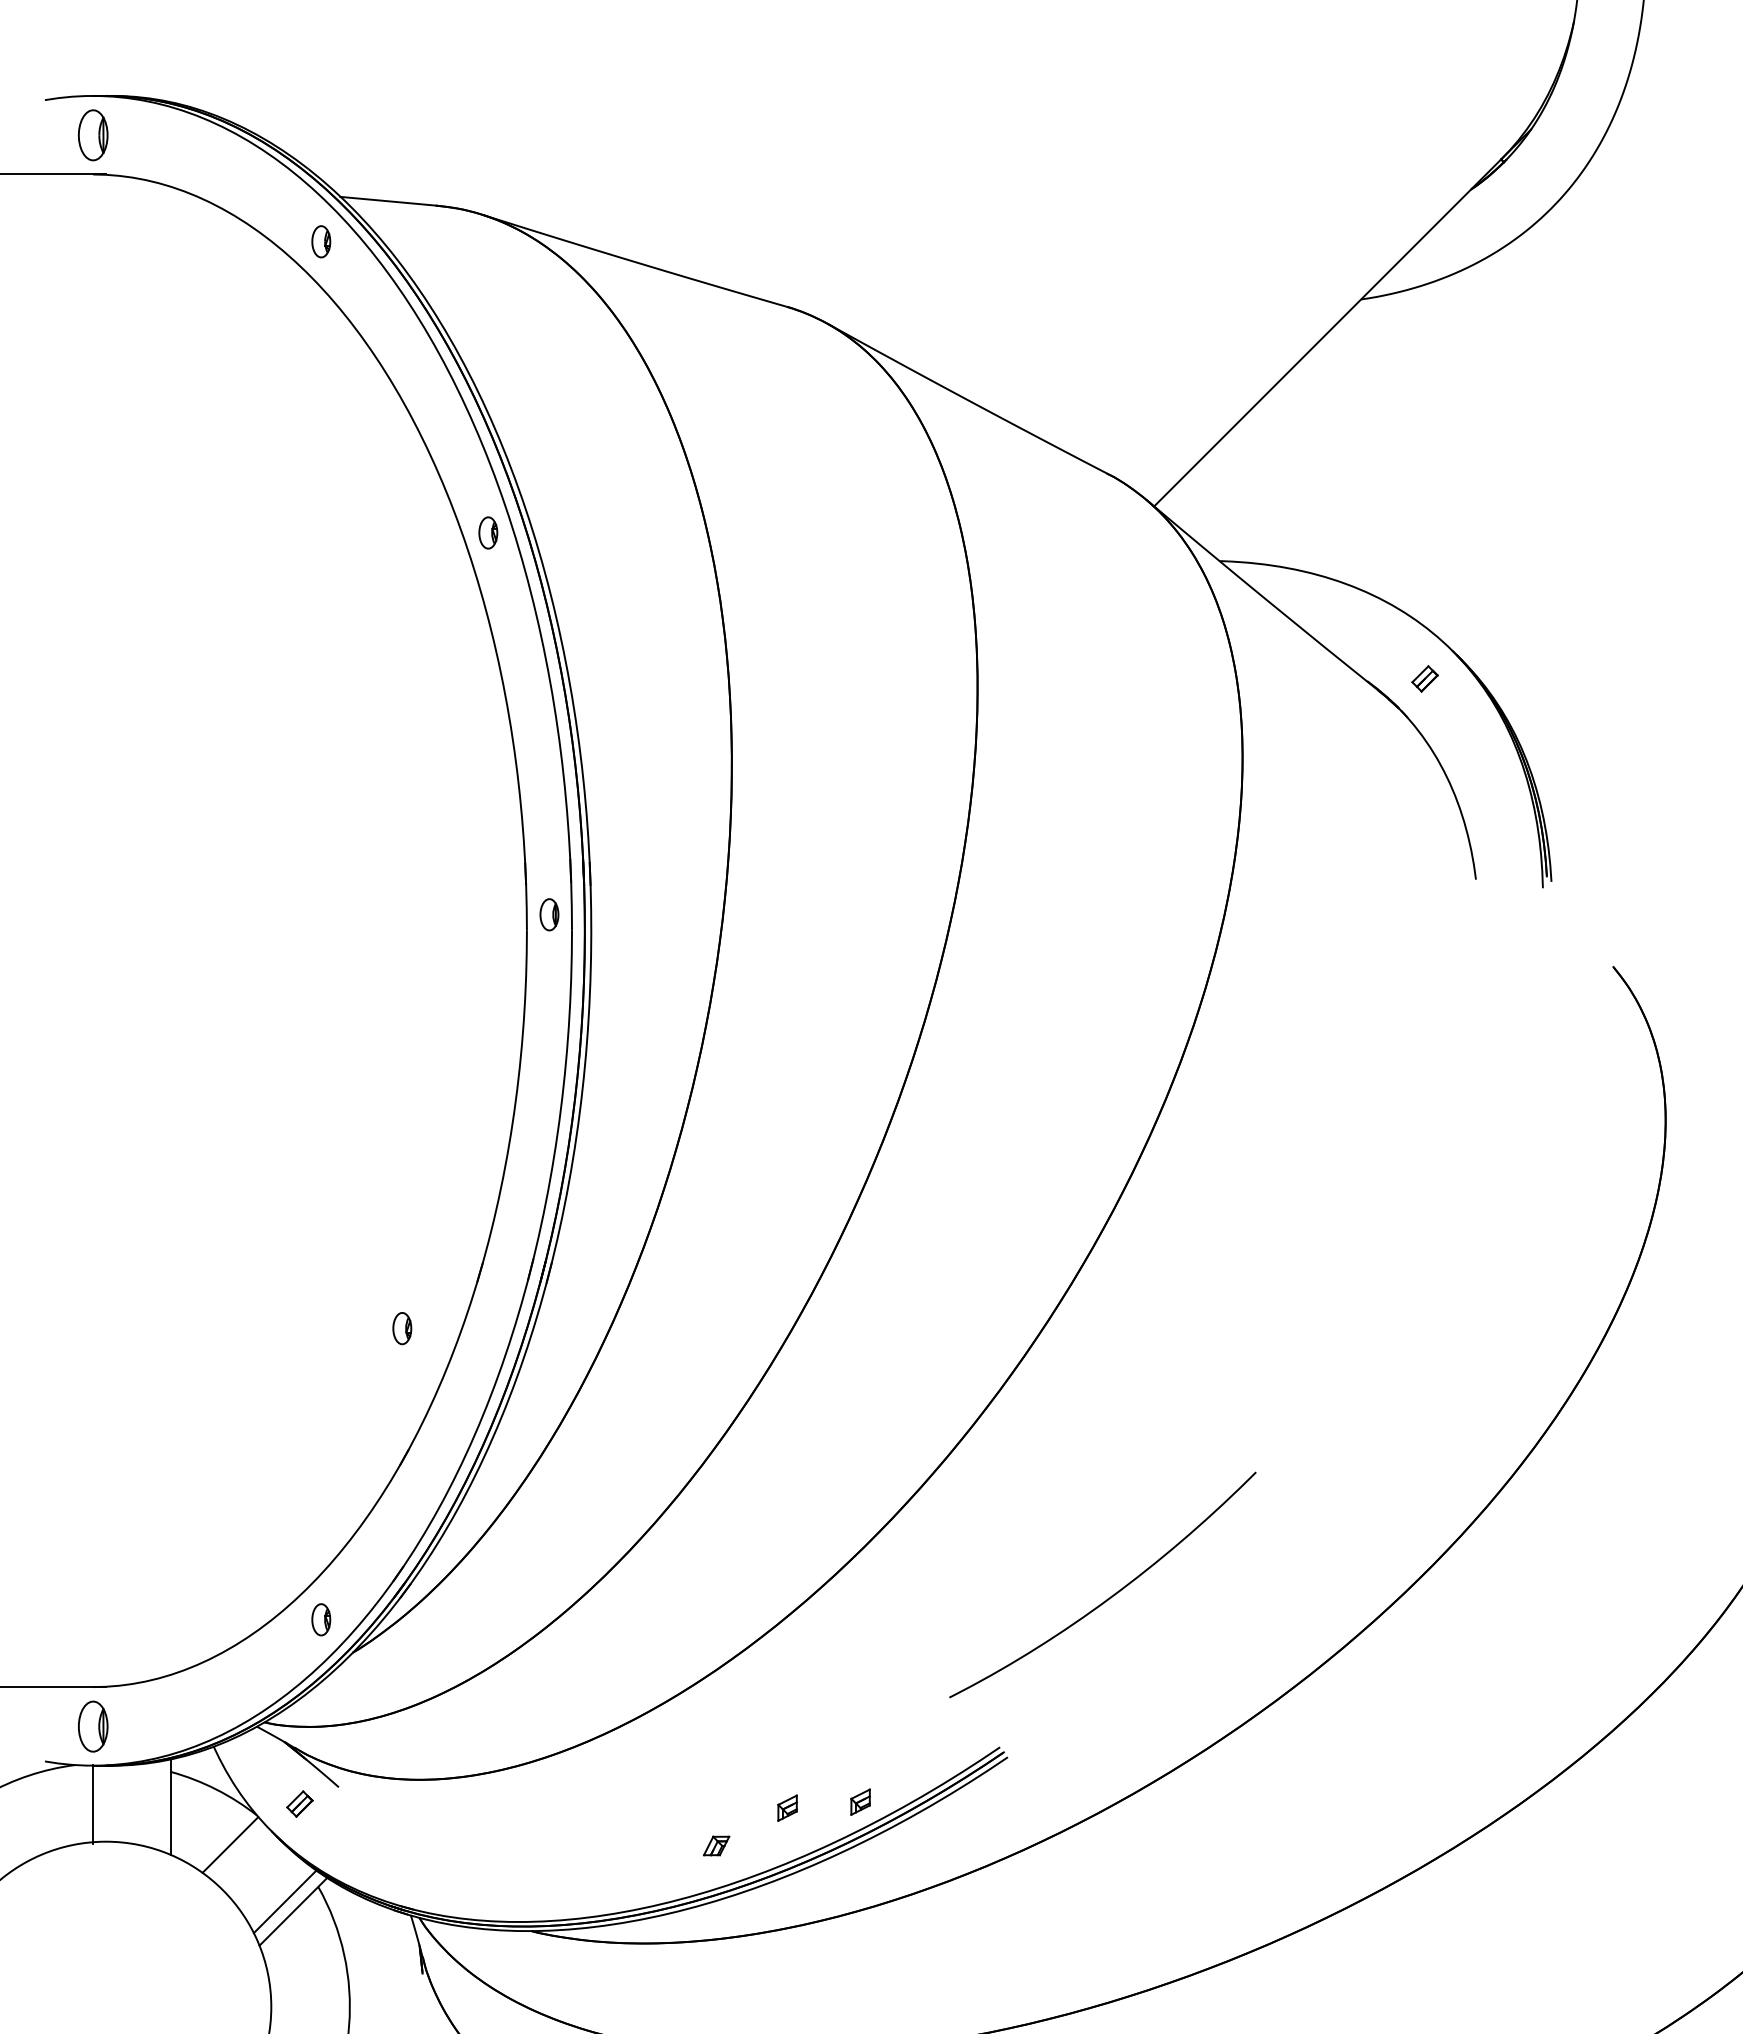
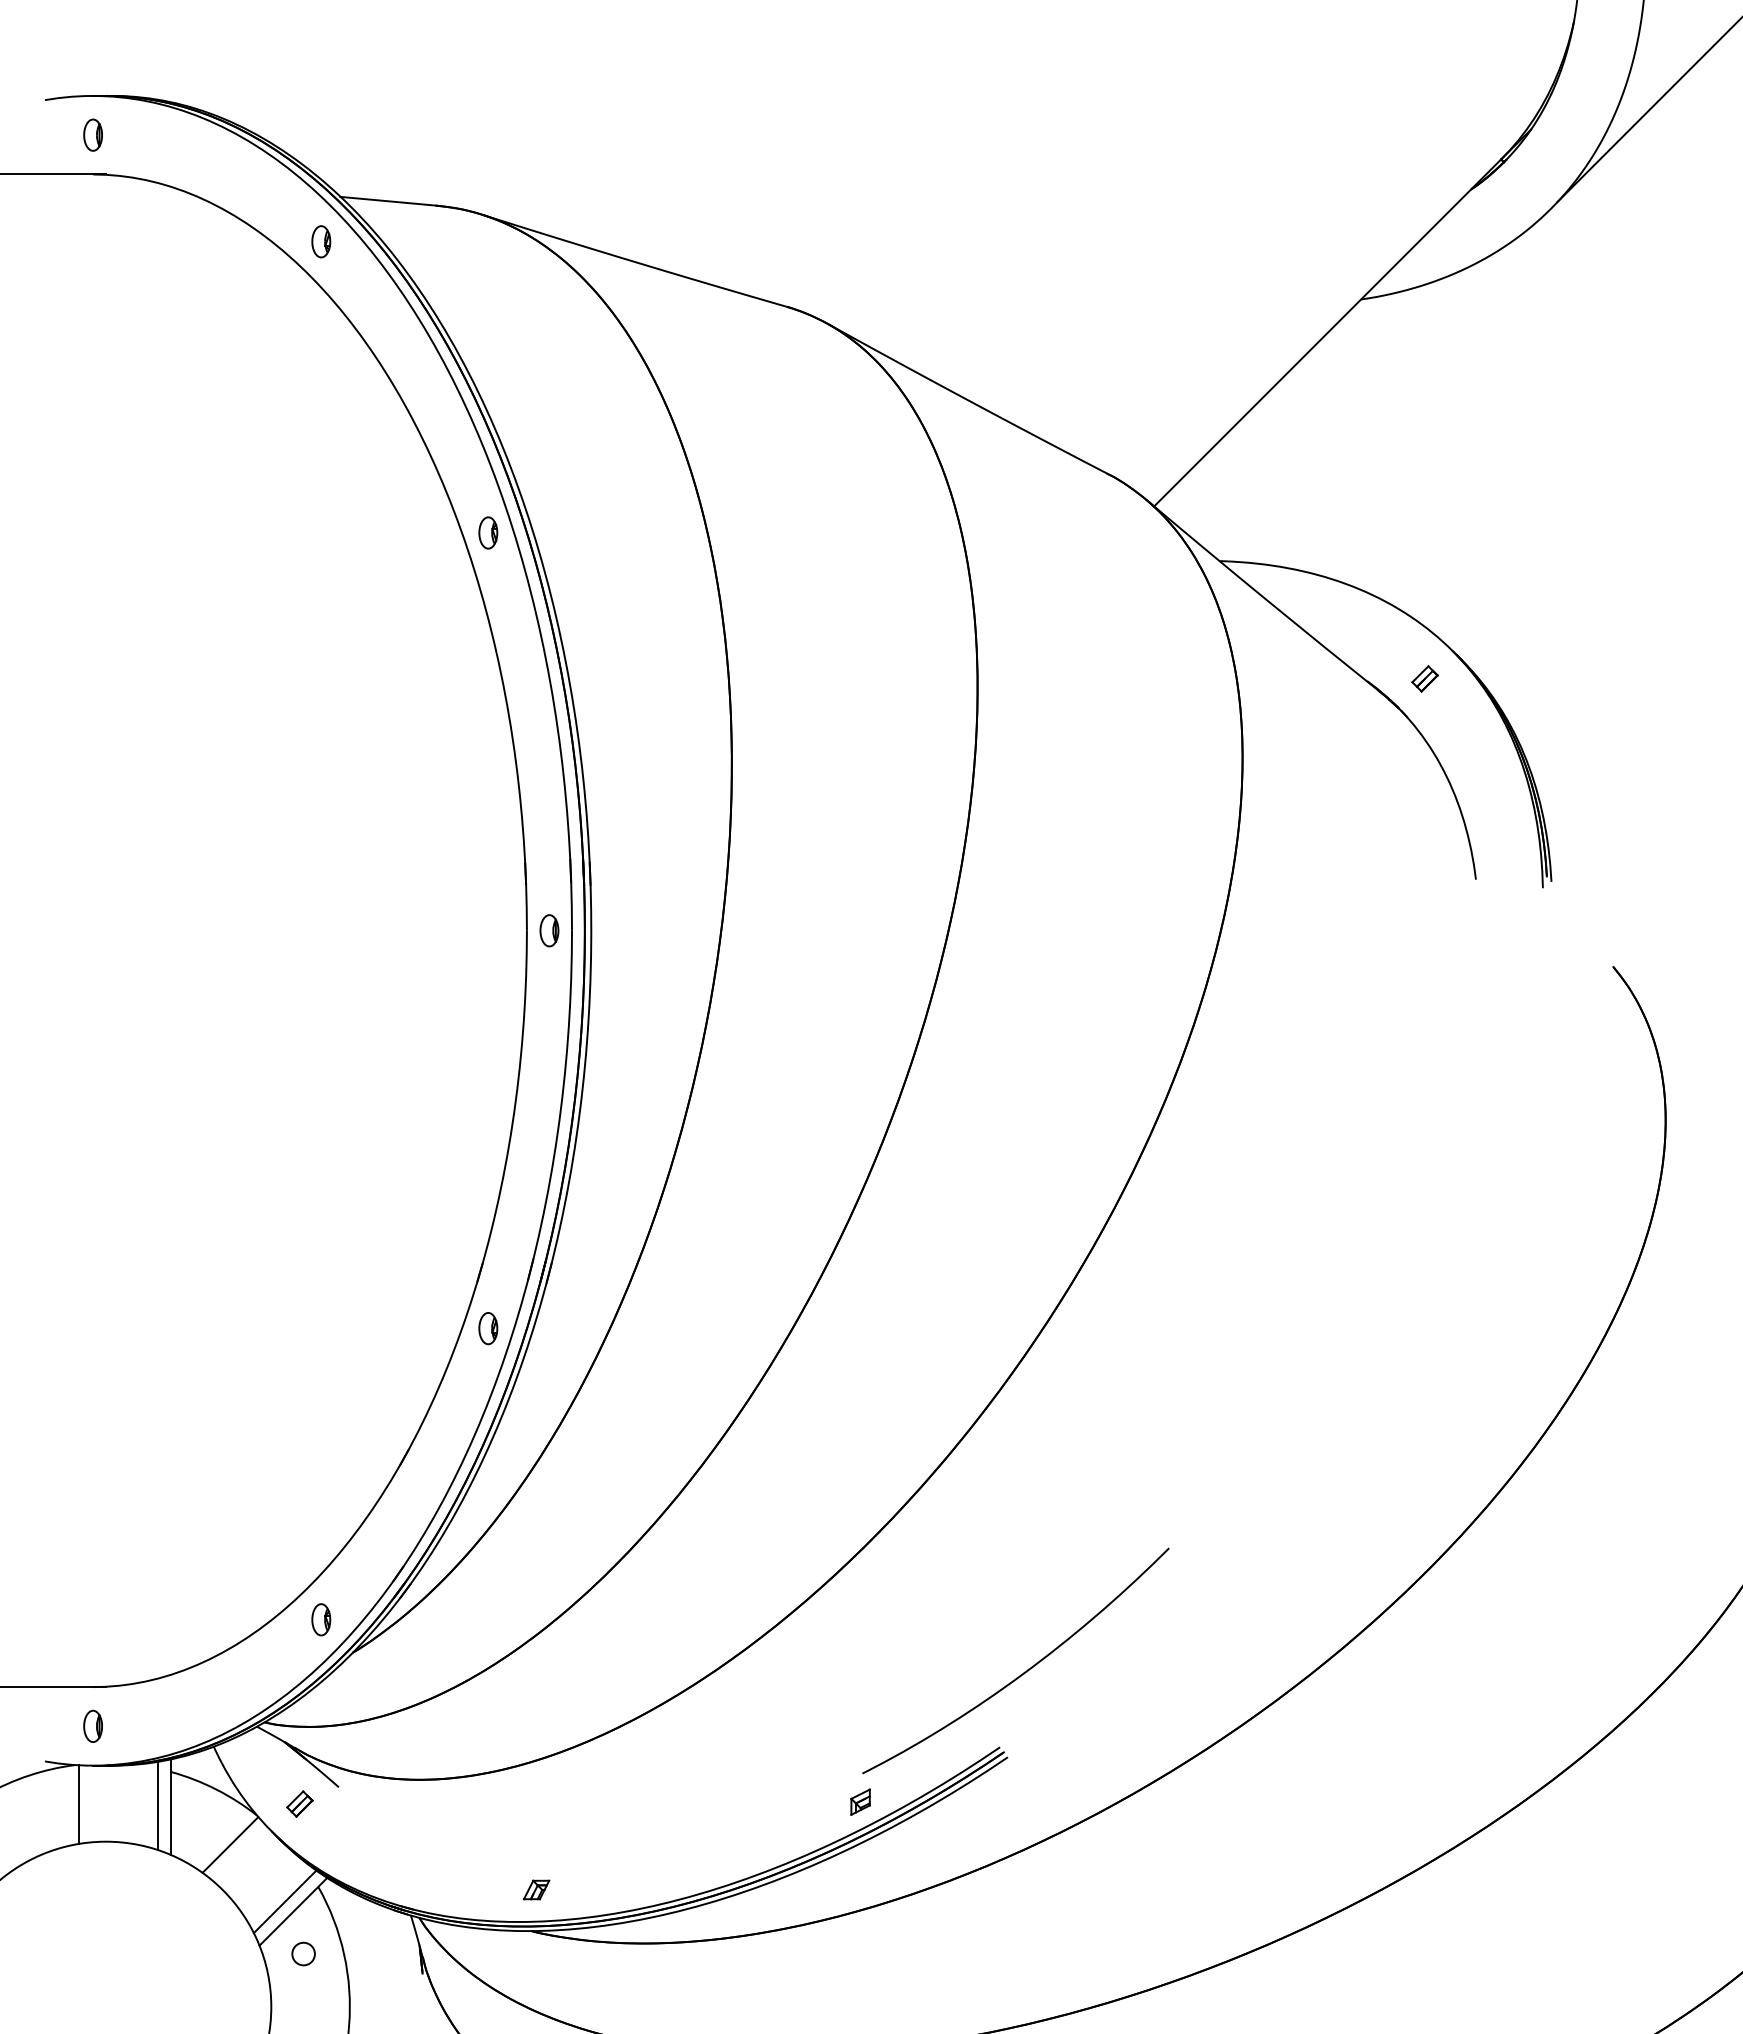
line: none -> present (1648, 110)
part size: 32x53 px -> 20x34 px (92, 134)
part position: (549, 914) -> (549, 930) (549, 930)
part position: (402, 1328) -> (488, 1328) (488, 1328)
curve position: (1111, 1595) -> (1024, 1671) (1024, 1671)
part size: 31x53 px -> 20x34 px (92, 1725)
line position: (93, 1804) -> (79, 1804) (79, 1804)
line: none -> present (158, 1805)
part: present -> none (787, 1807)
part position: (716, 1845) -> (536, 1889) (536, 1889)
circle: none -> present (303, 1953)
